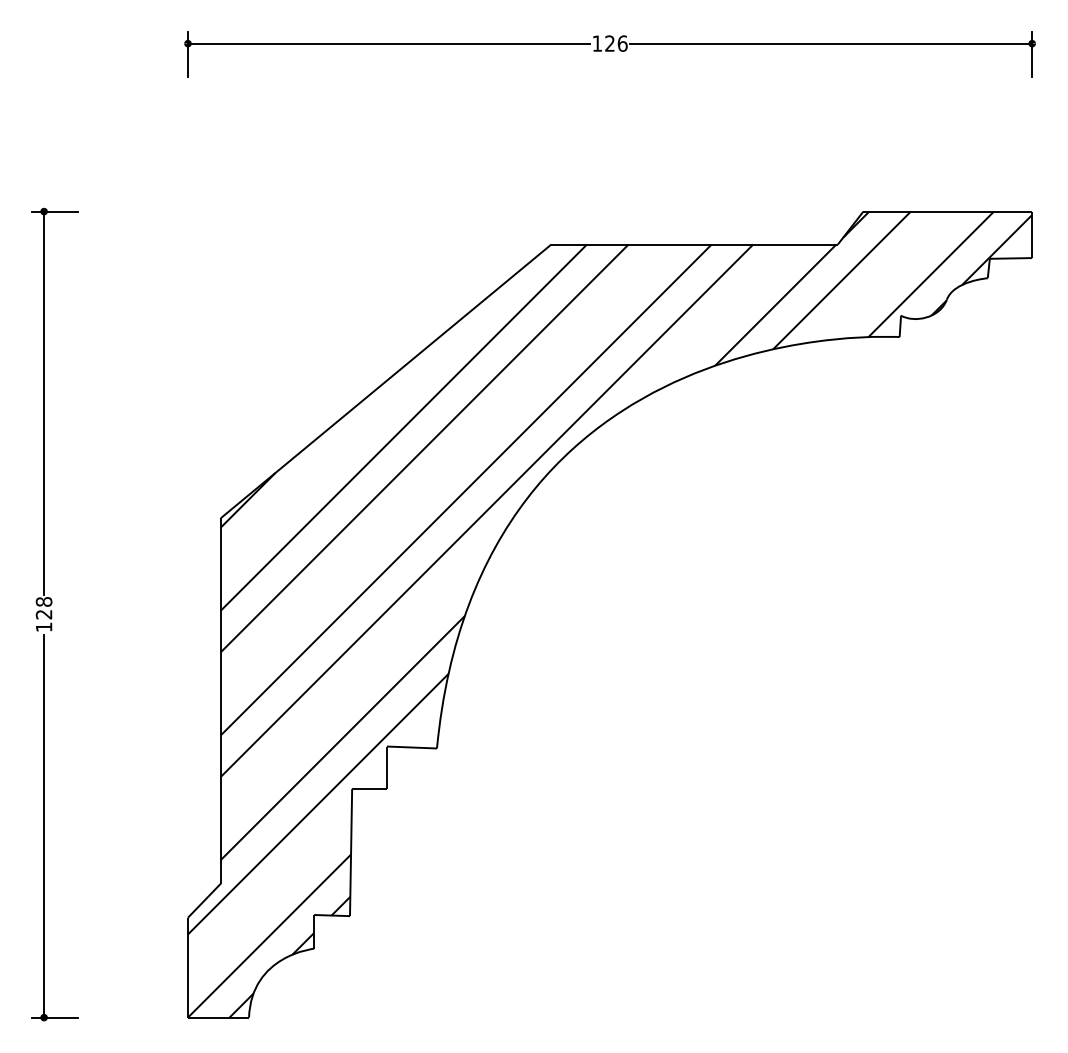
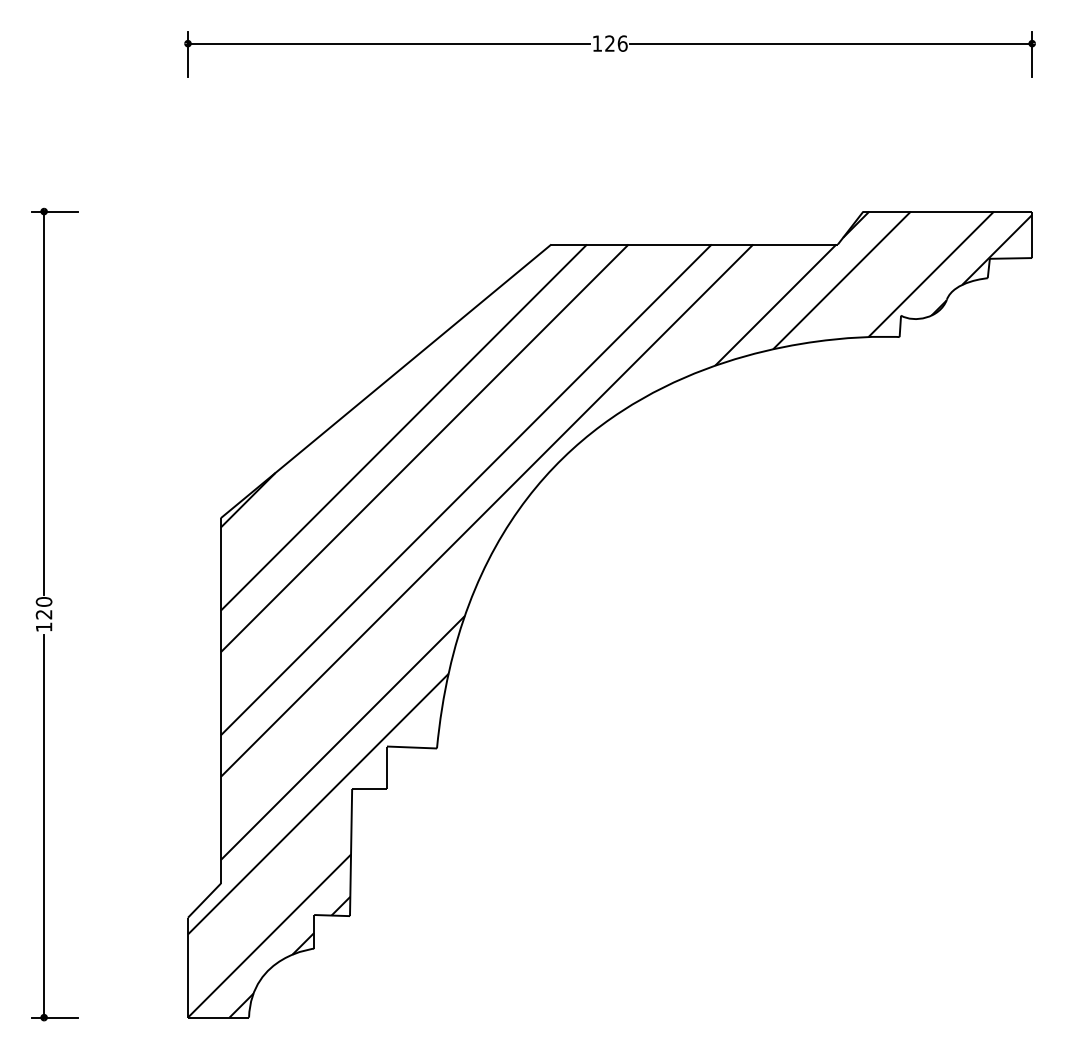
text: 128 -> 120 (44, 601)
